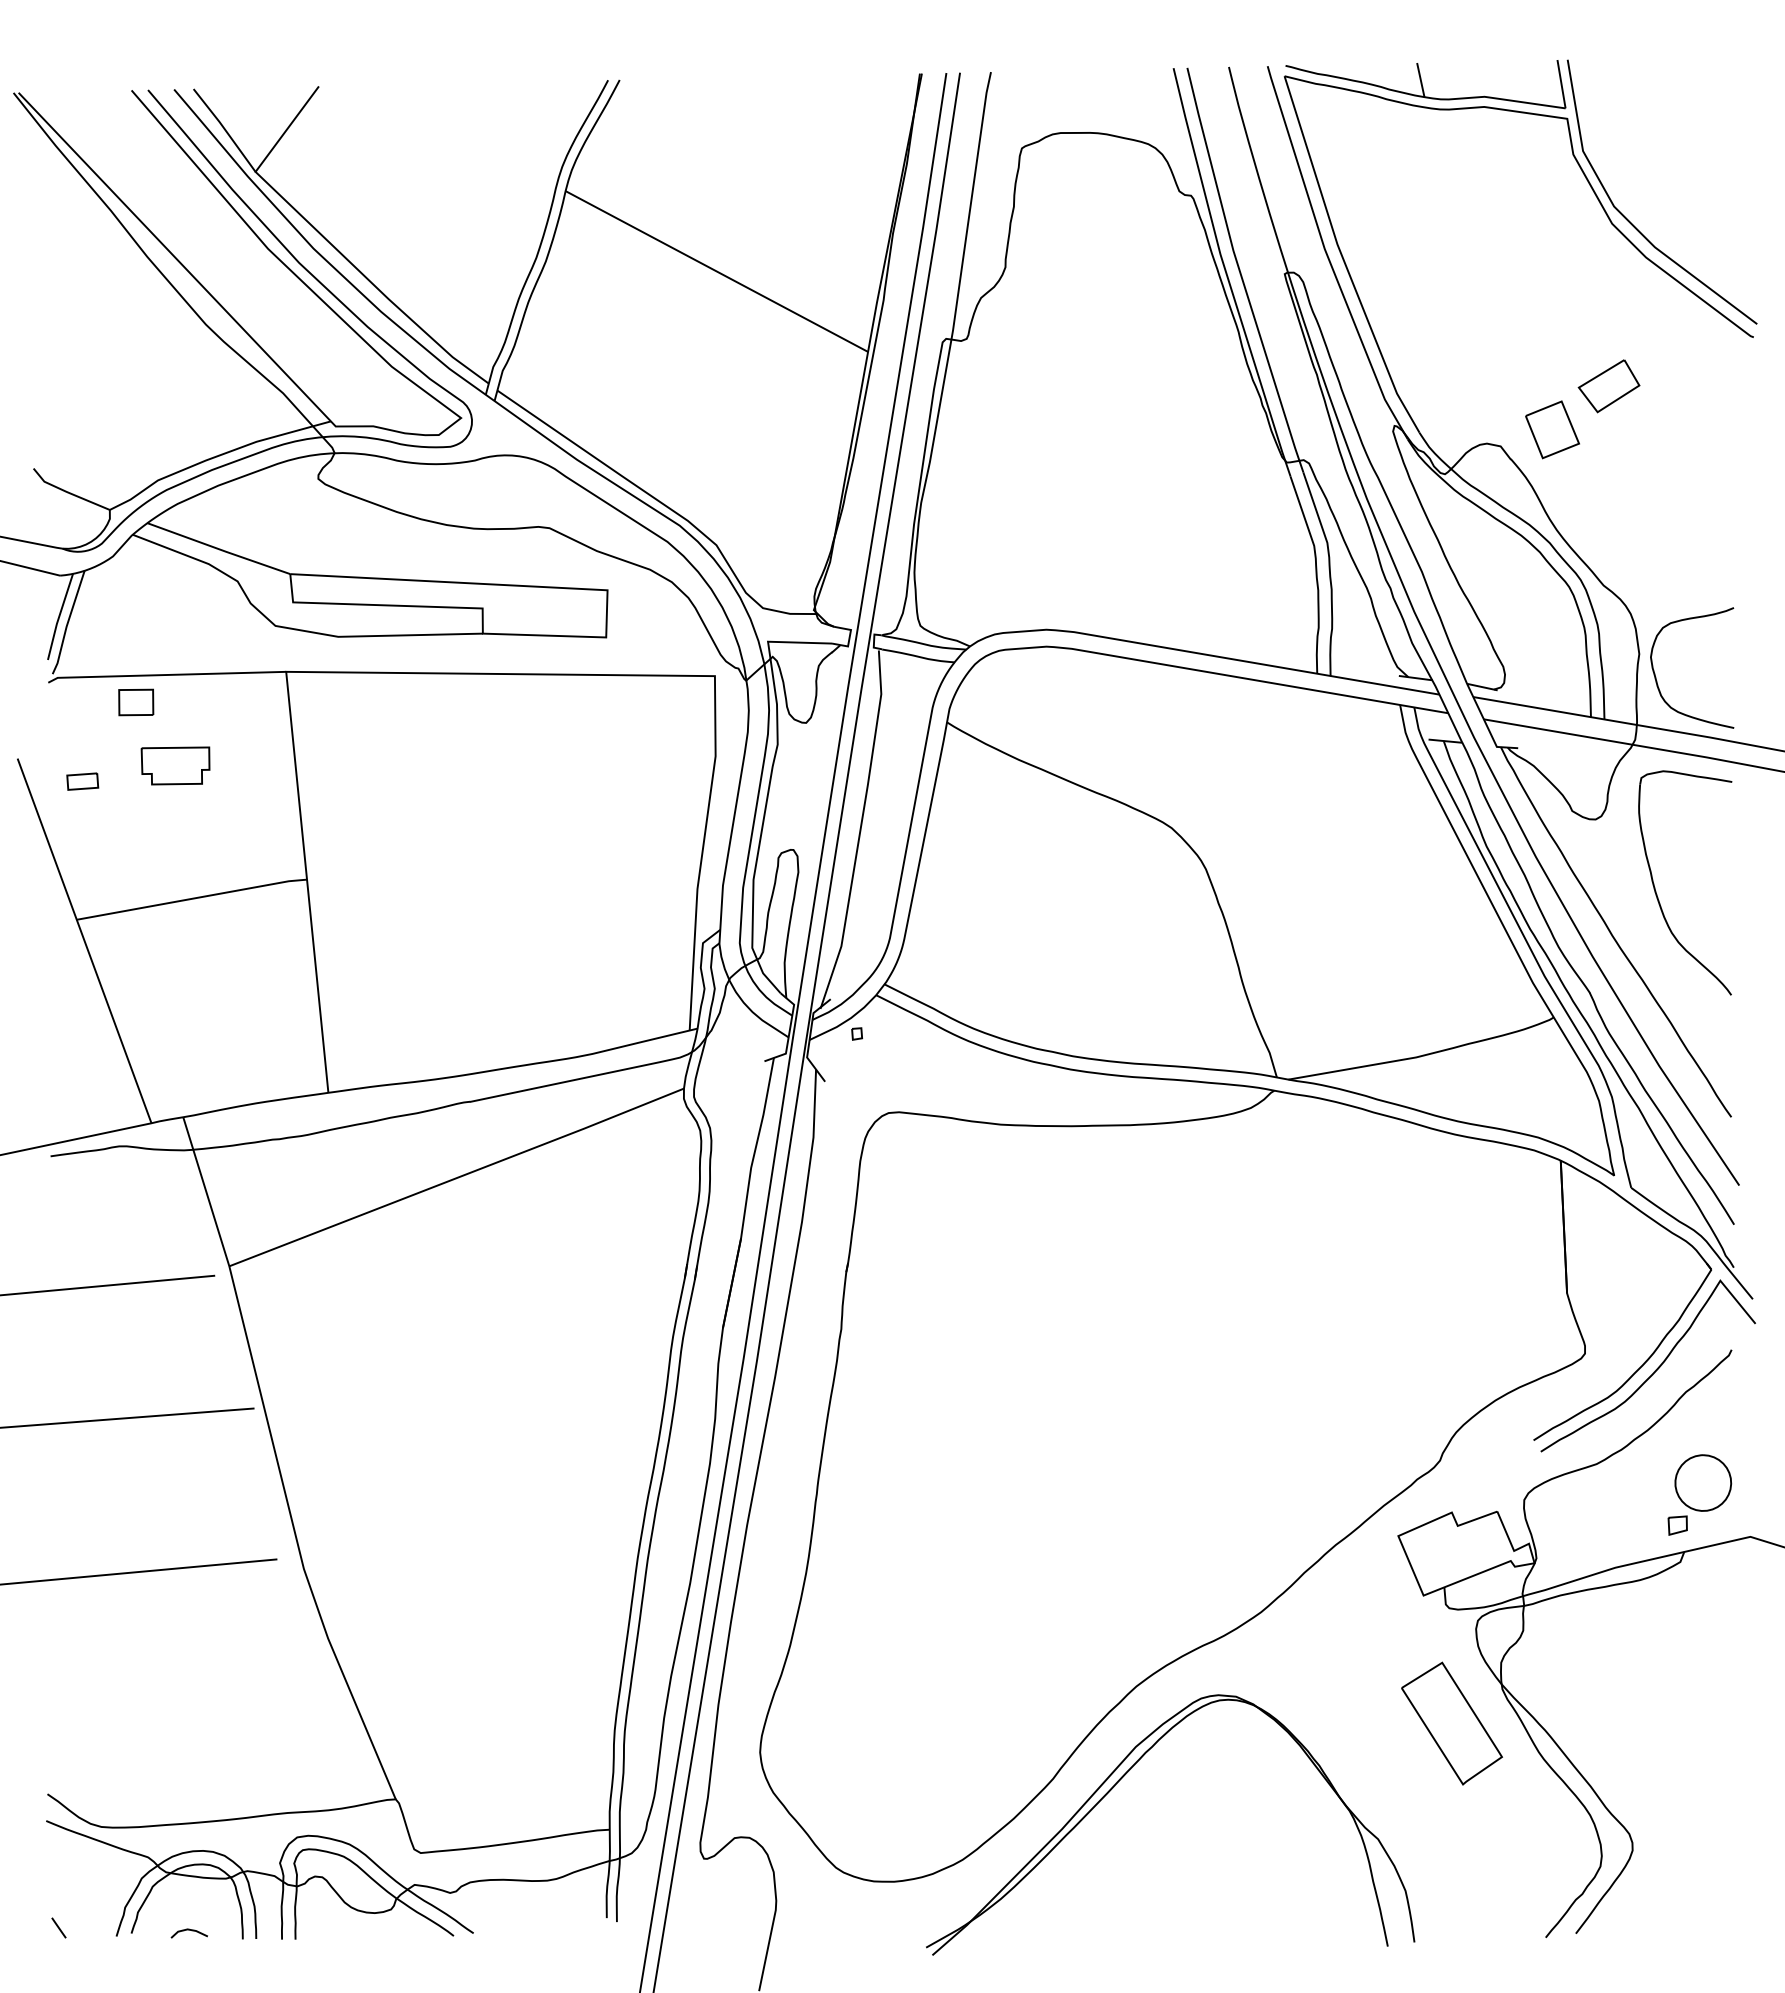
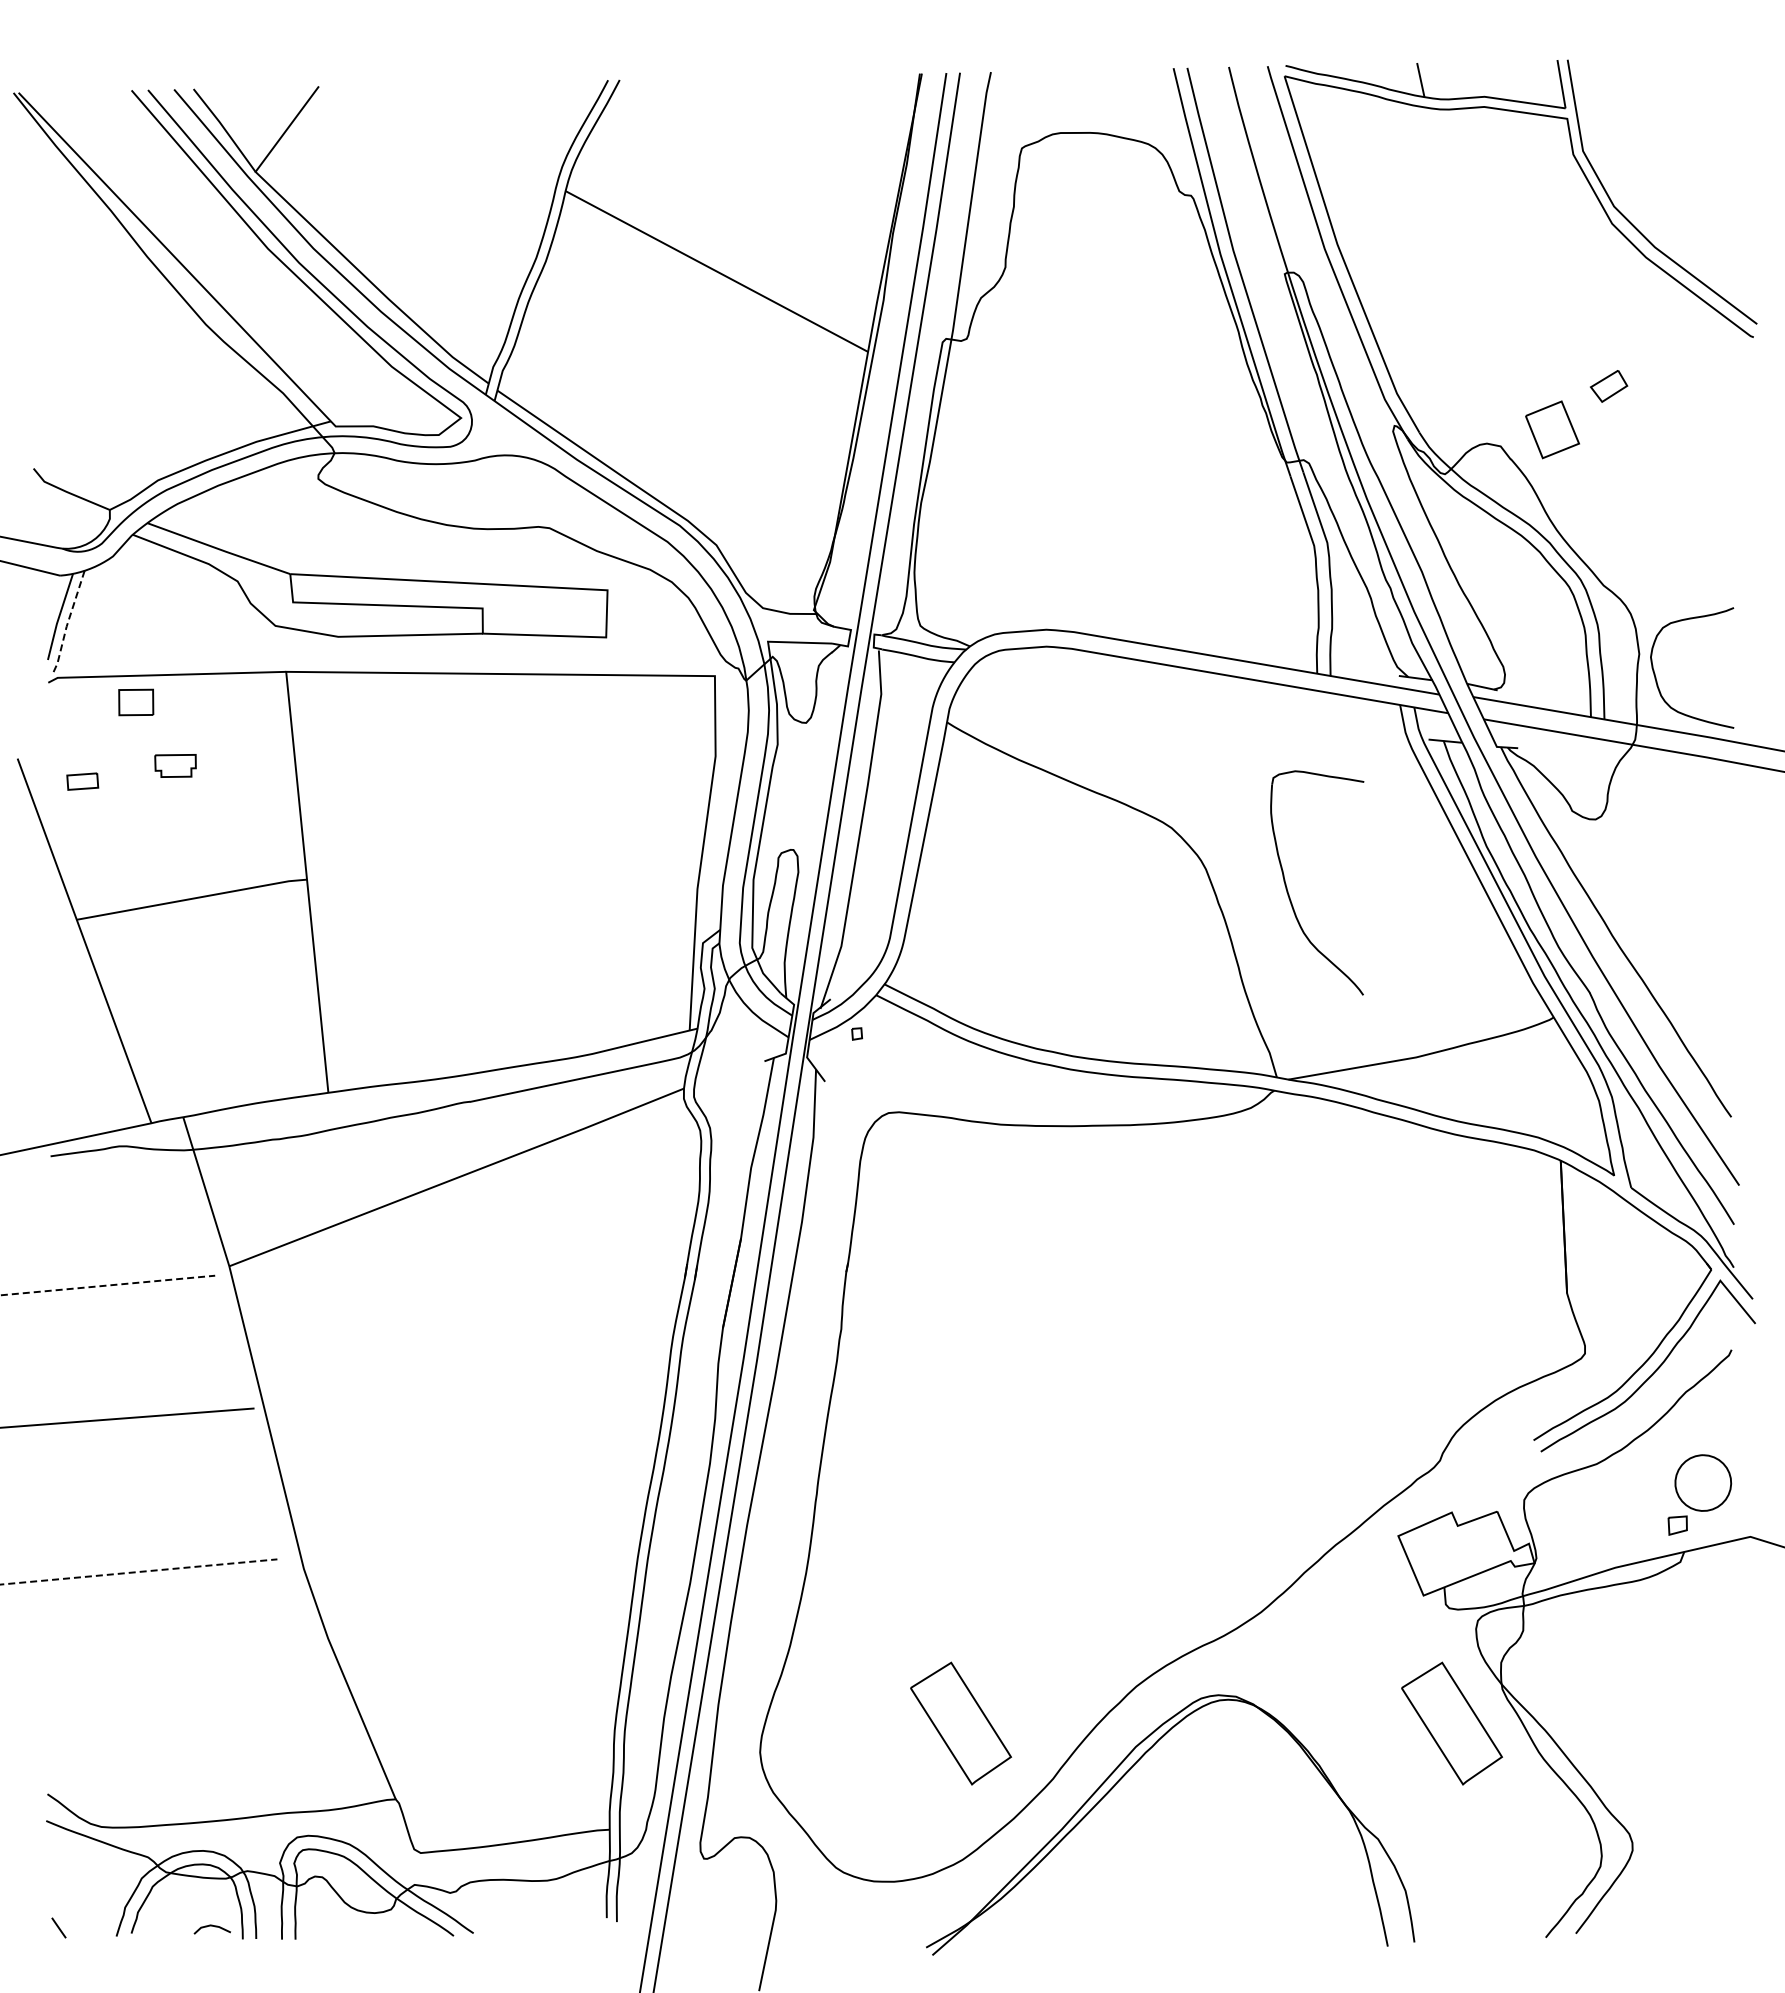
part size: 64x55 px -> 39x33 px (1609, 386)
line: solid -> dashed (67, 623)
part size: 71x40 px -> 43x24 px (175, 765)
part position: (1656, 891) -> (1288, 891) (1288, 891)
line: solid -> dashed (107, 1285)
line: solid -> dashed (139, 1571)
part: none -> present (960, 1723)
line position: (188, 1930) -> (211, 1926) (211, 1926)
